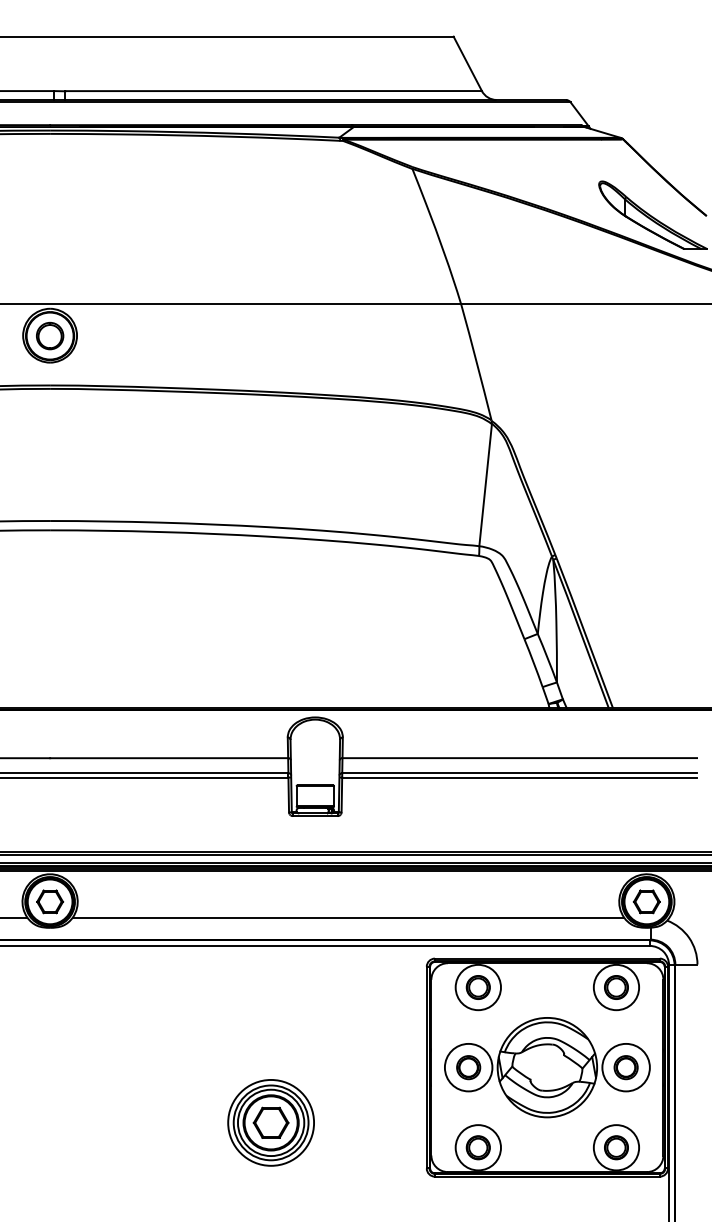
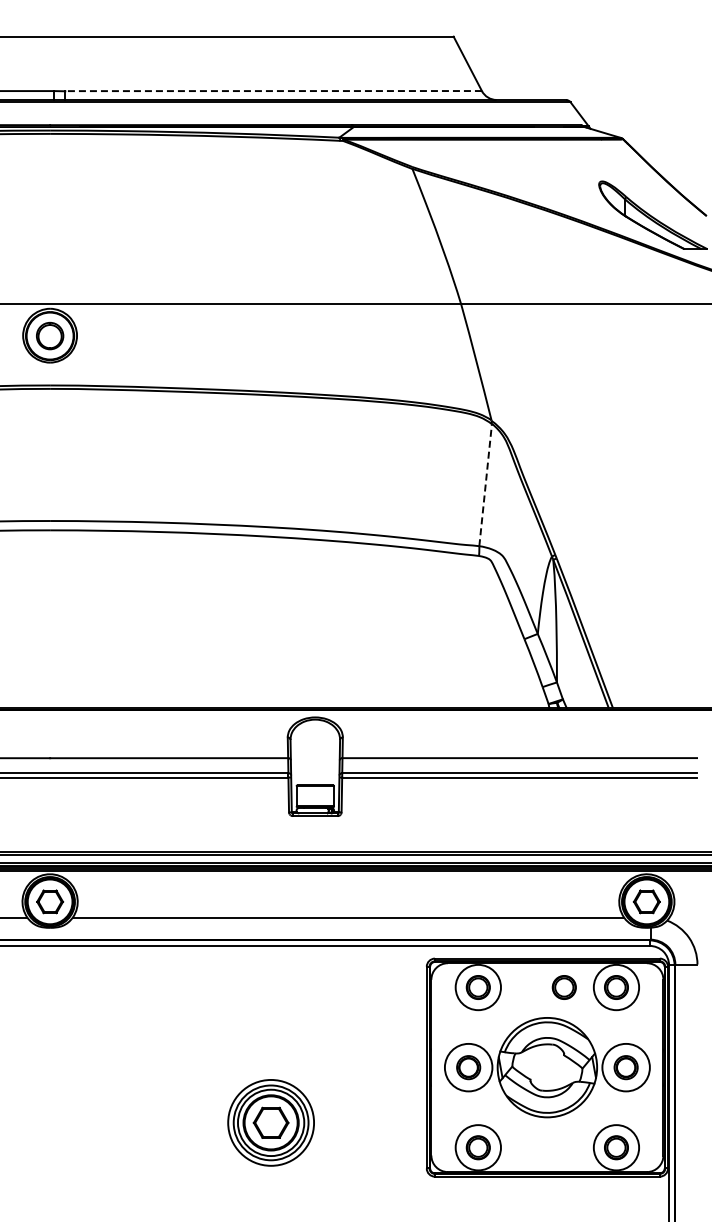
line: solid -> dashed (273, 91)
line: solid -> dashed (485, 484)
part: none -> present (563, 987)
